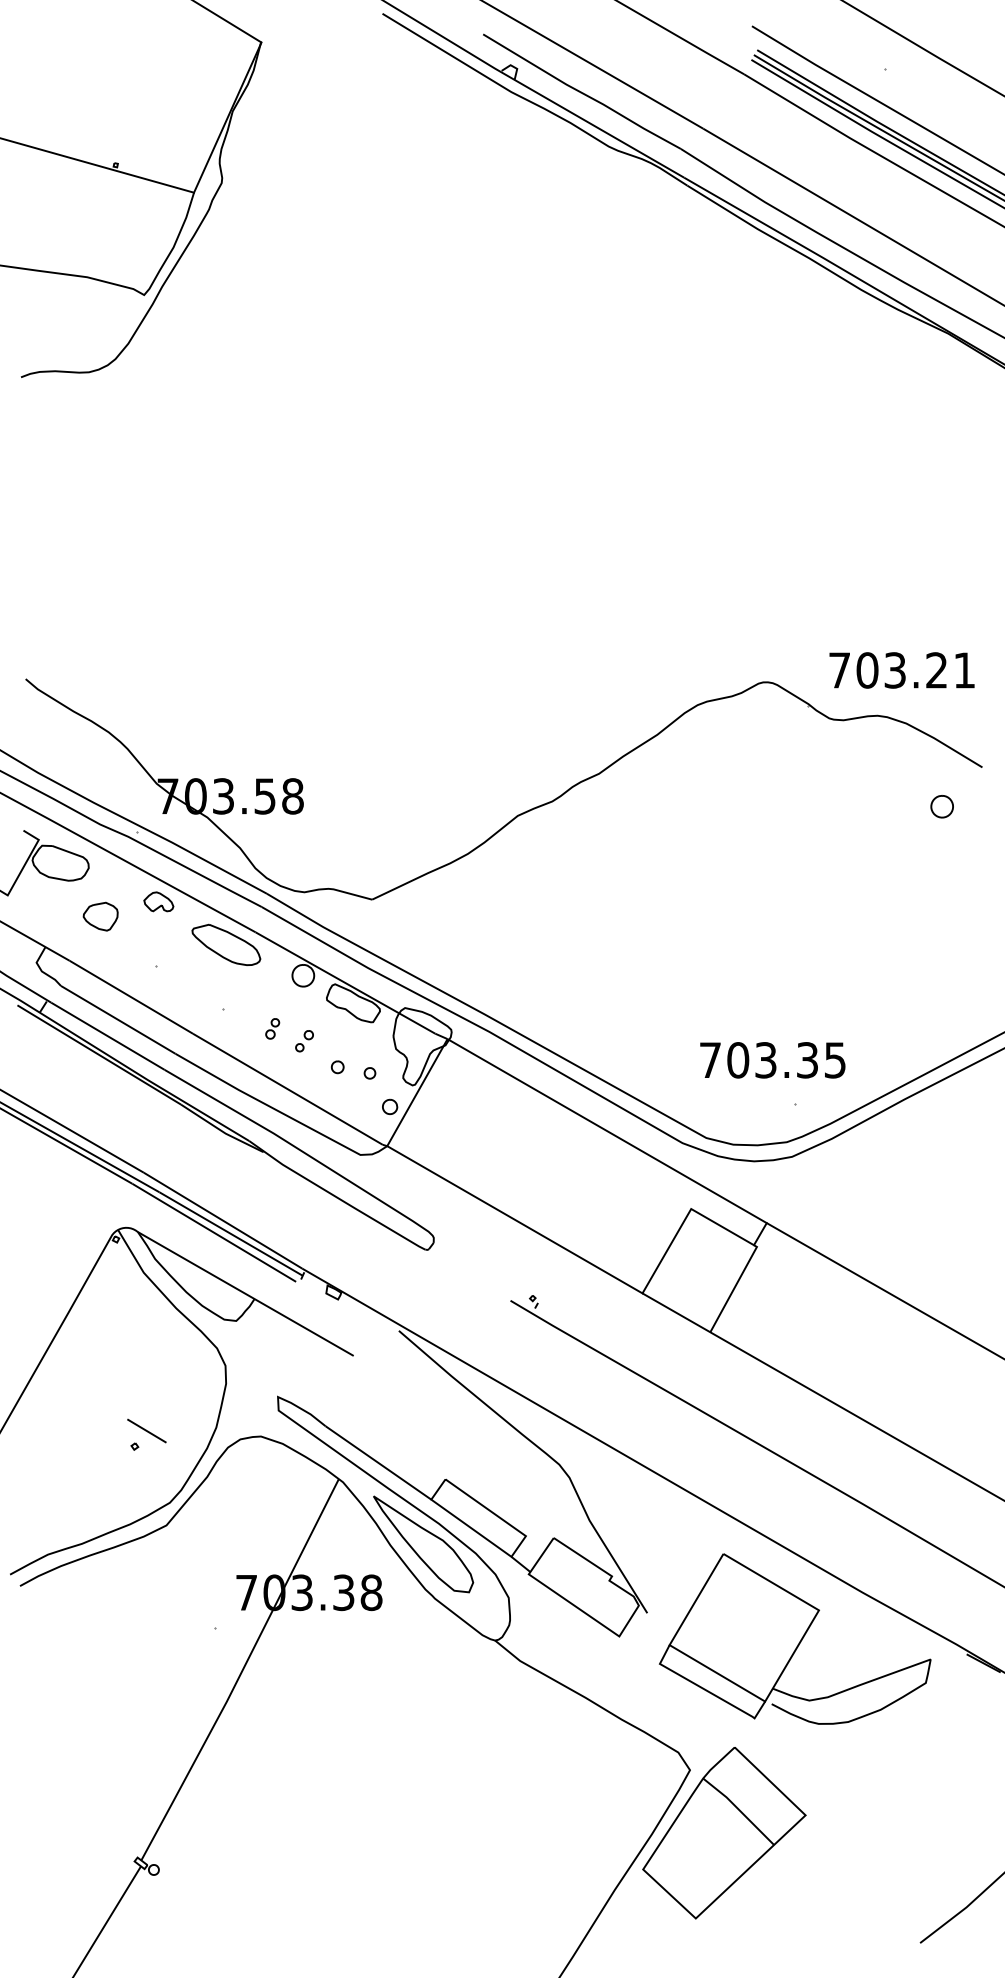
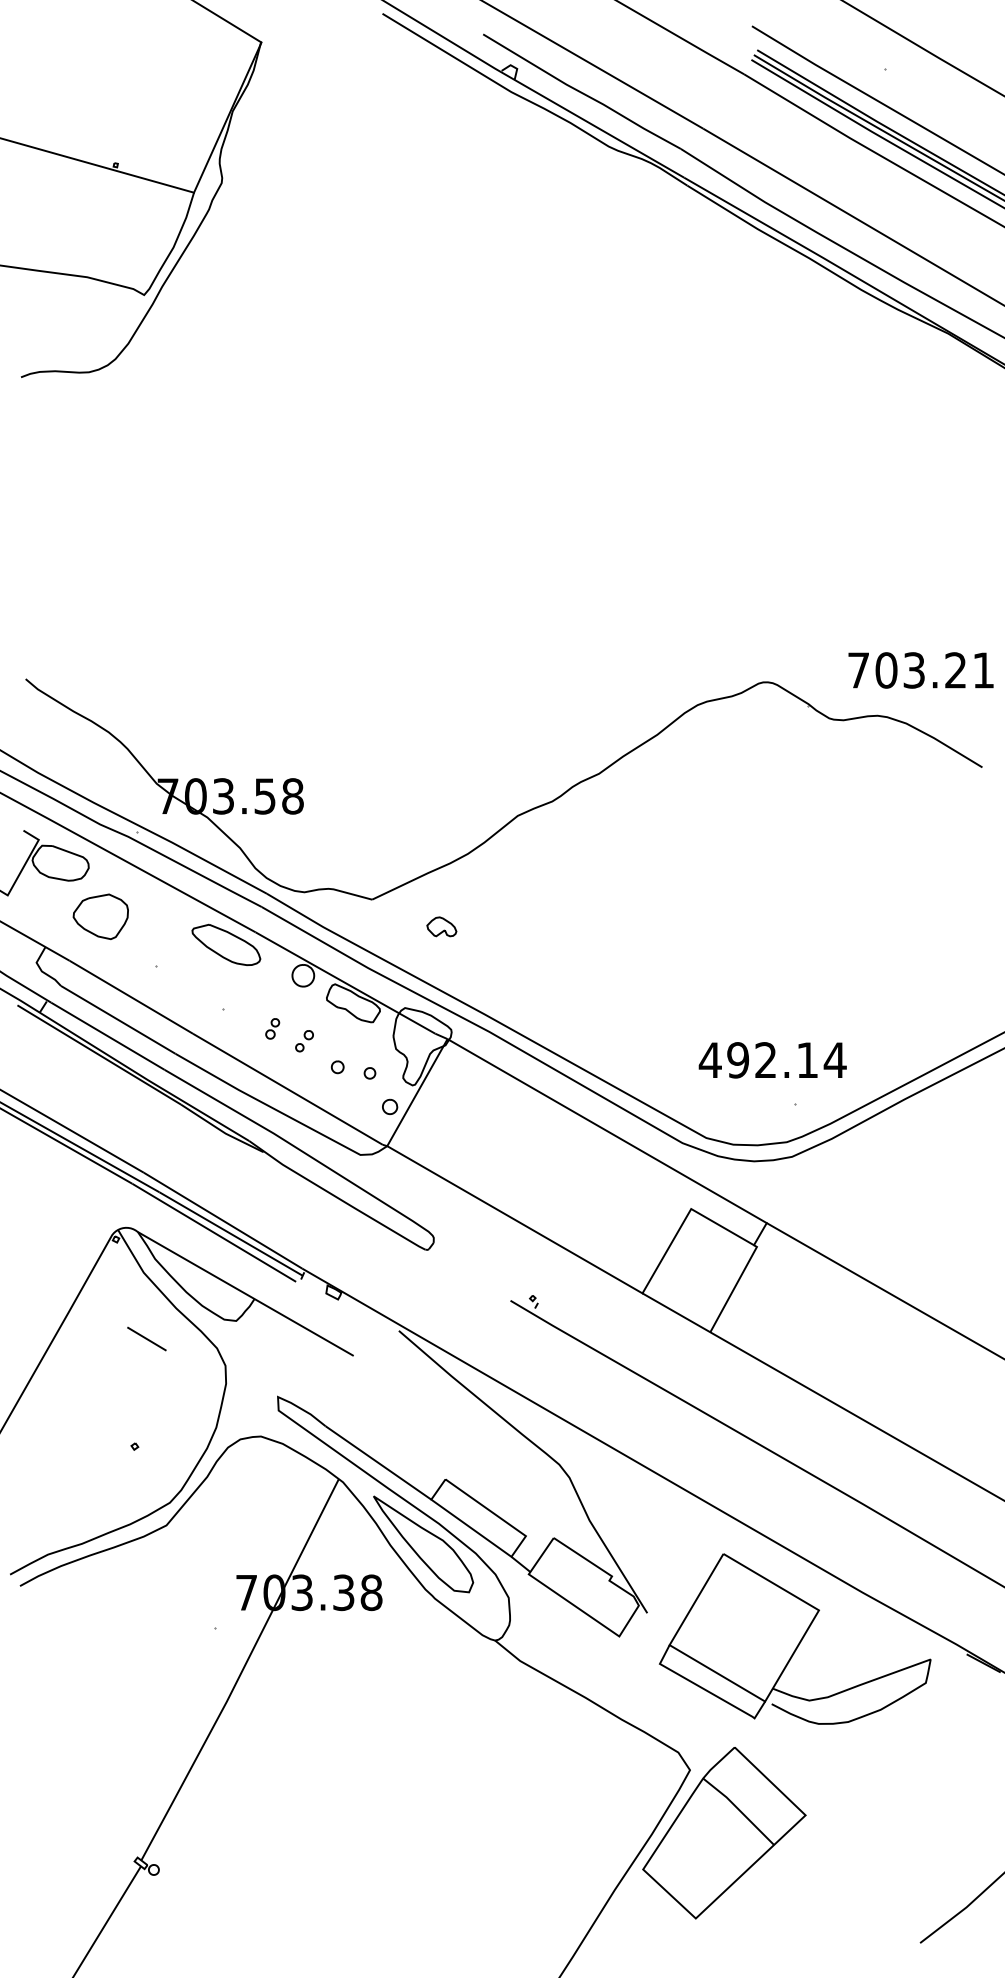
text position: (901, 670) -> (920, 670) (920, 670)
part: present -> none (941, 806)
part position: (158, 901) -> (441, 926) (441, 926)
part size: 37x31 px -> 57x47 px (100, 916)
text: 703.35 -> 492.14 (772, 1060)
line position: (146, 1430) -> (146, 1338) (146, 1338)
